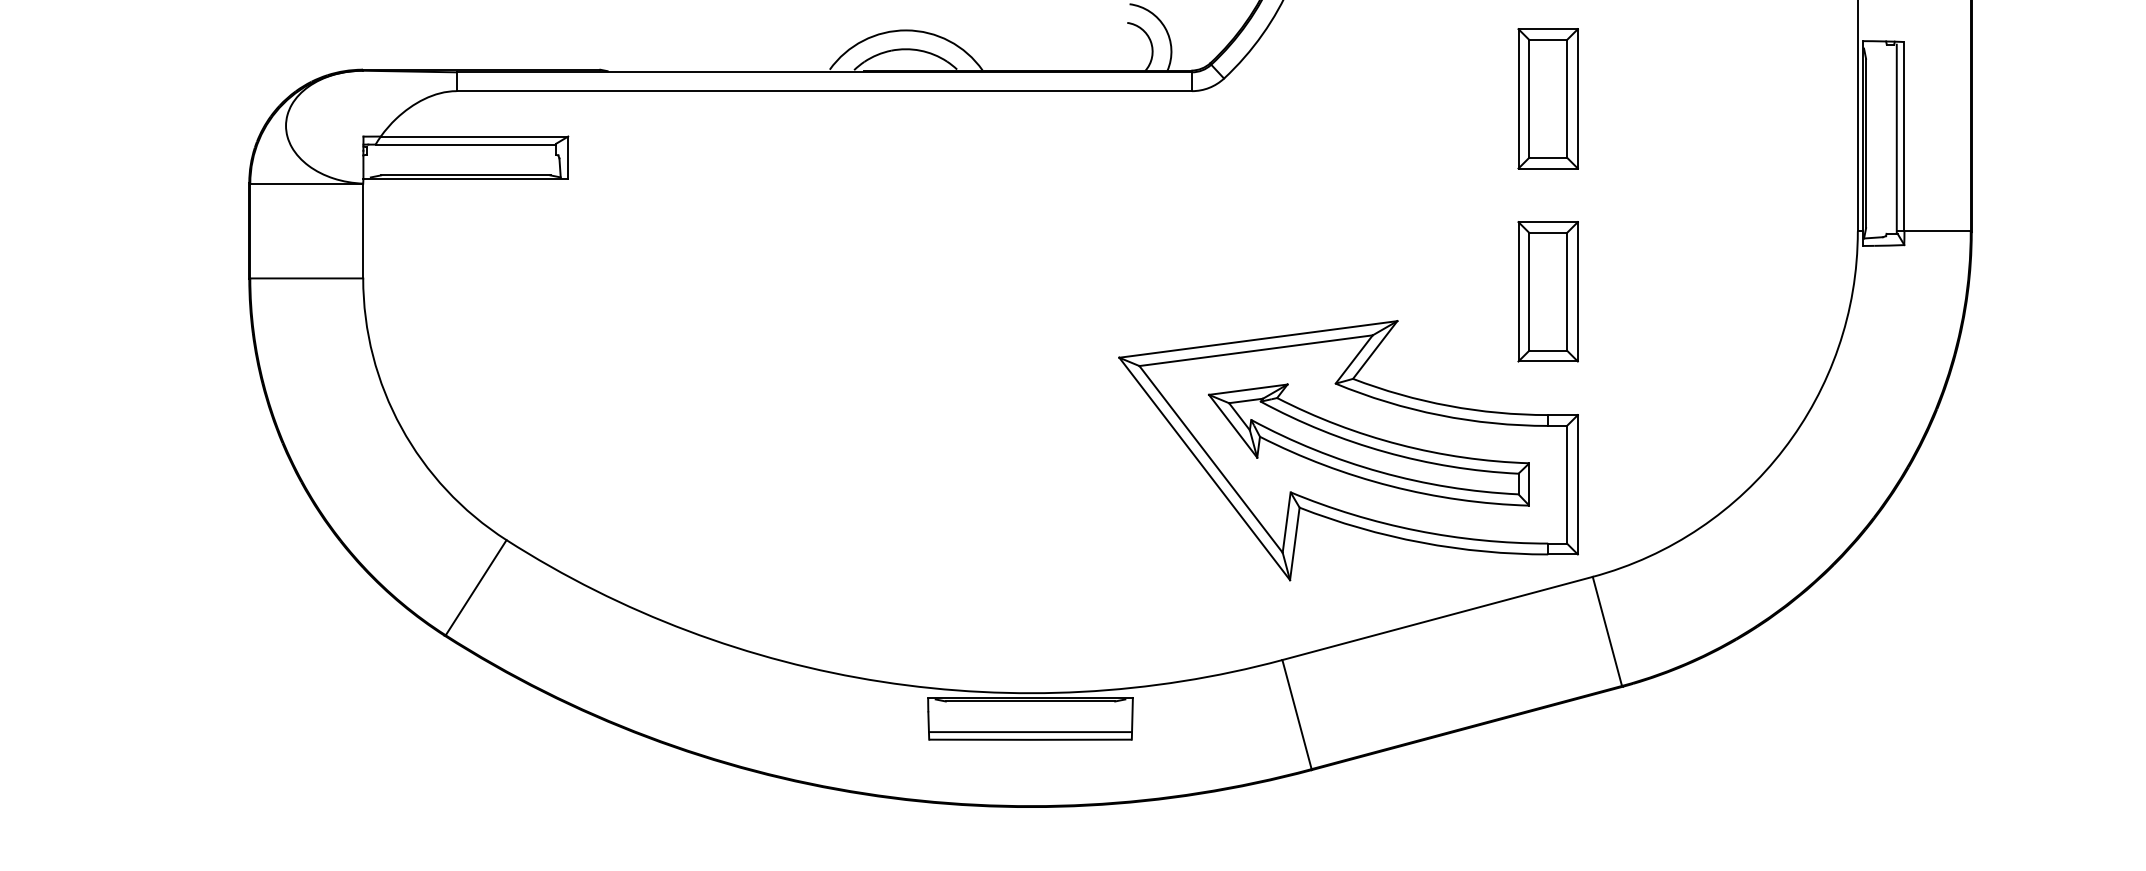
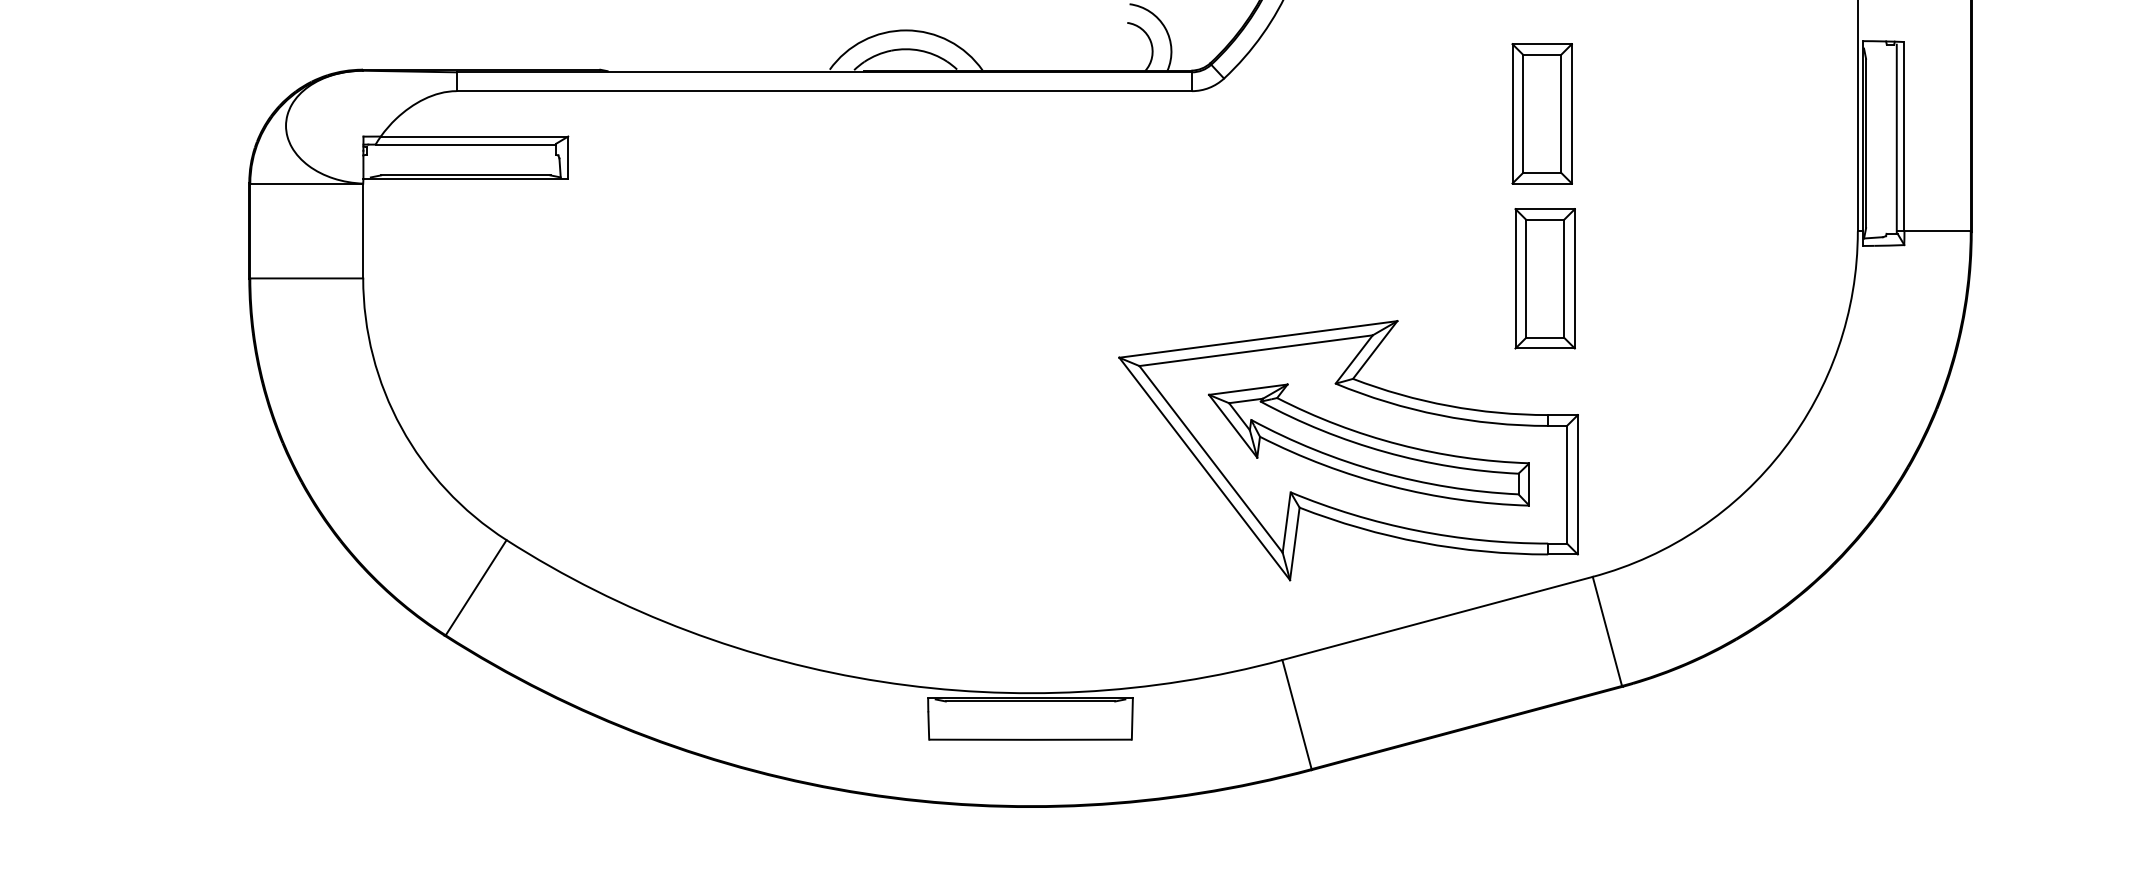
part position: (1547, 98) -> (1541, 113) (1541, 113)
part position: (1547, 291) -> (1544, 278) (1544, 278)
line: present -> none (1030, 732)
